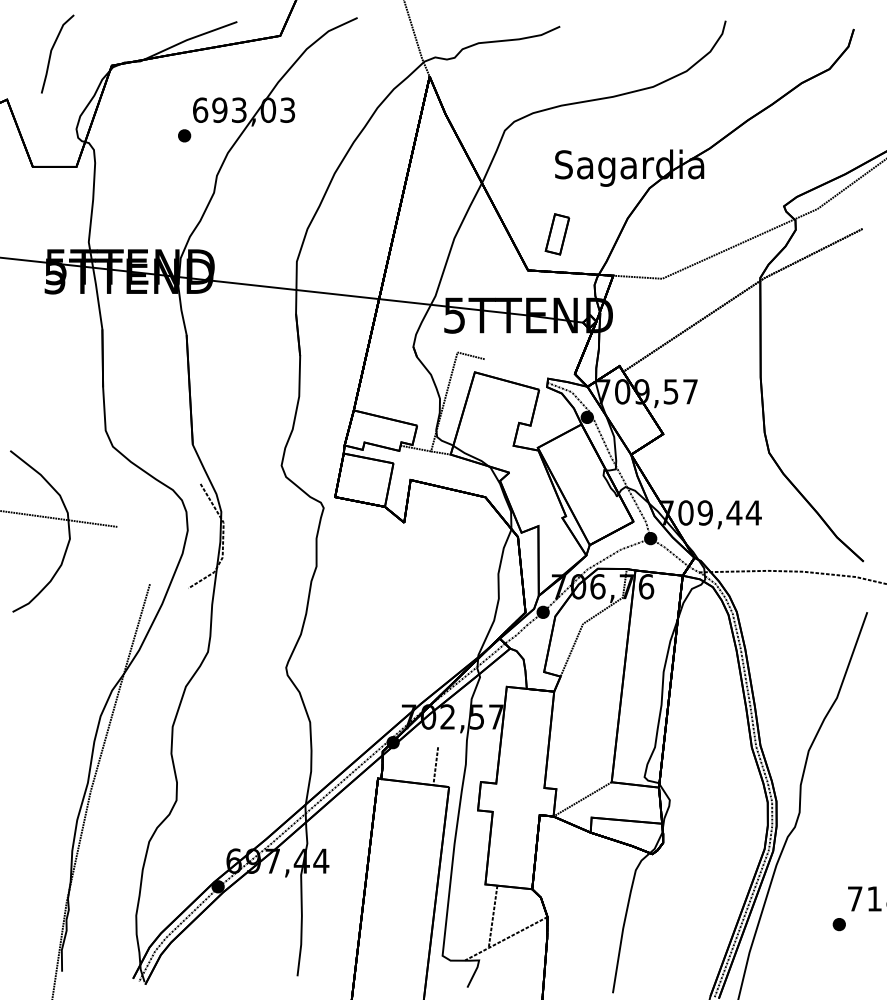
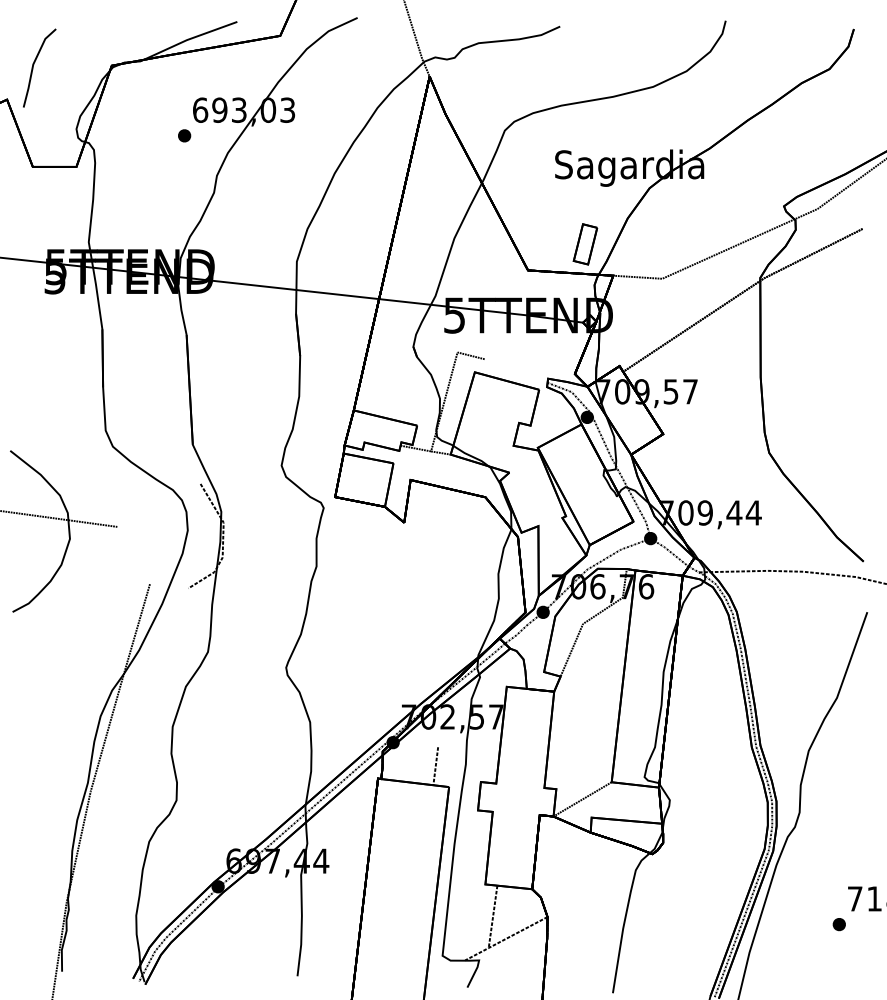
line position: (52, 50) -> (34, 64) (34, 64)
part position: (557, 234) -> (585, 244) (585, 244)
